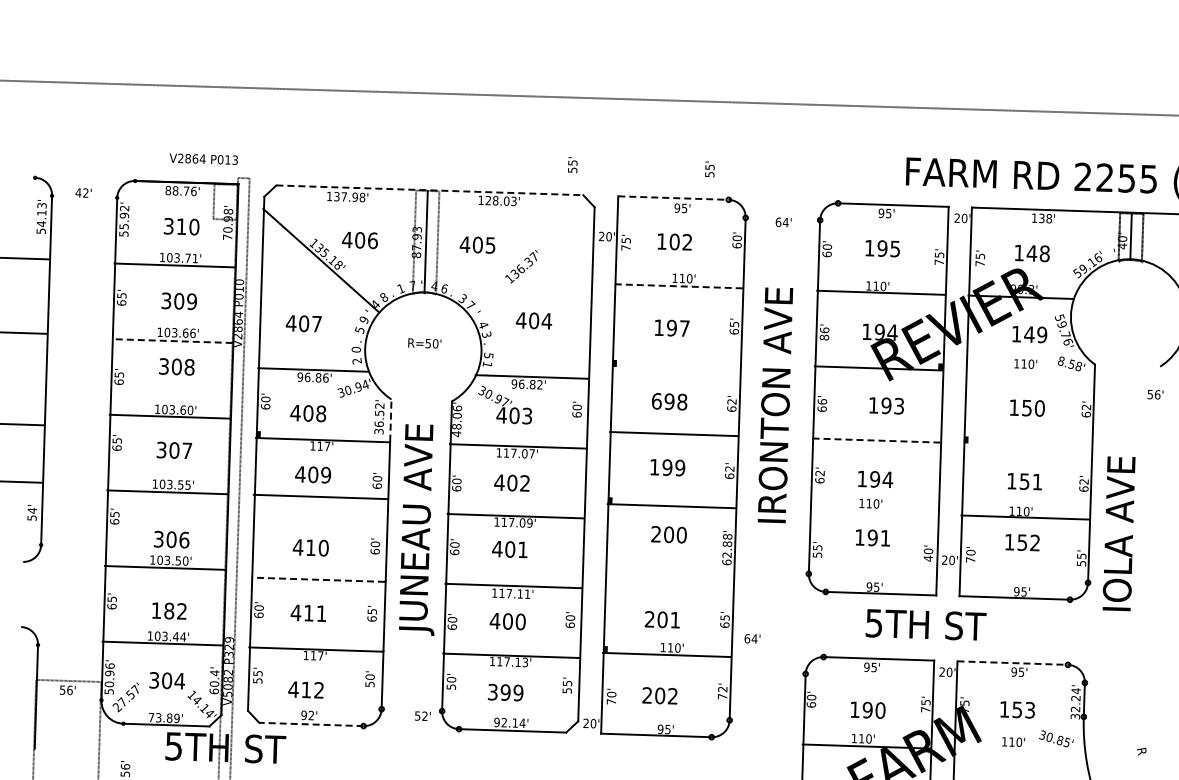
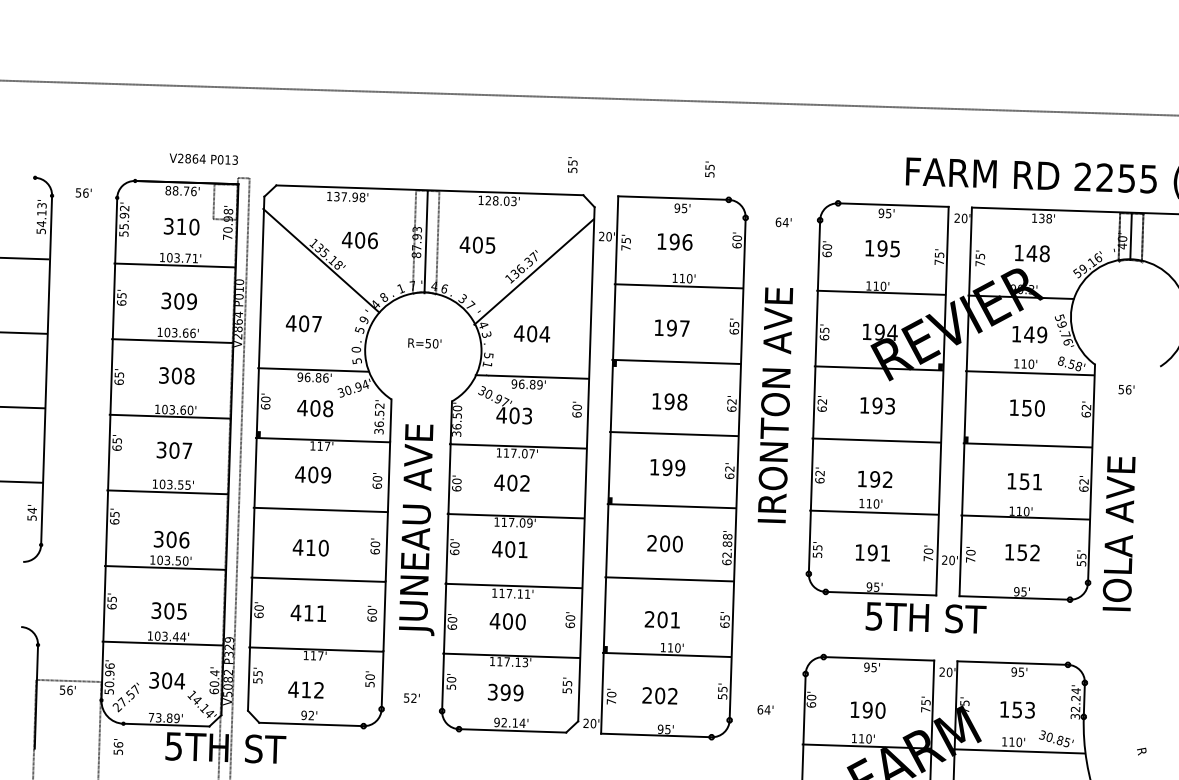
line: dashed -> solid (429, 190)
text: 42' -> 56' (81, 192)
line: dashed -> solid (674, 198)
text: 102 -> 196 (680, 241)
line: none -> present (533, 271)
line: dashed -> solid (679, 286)
text position: (534, 320) -> (532, 333) (532, 333)
text: 86' -> 65' (824, 333)
line: dashed -> solid (171, 341)
text: 2 -> 5 (356, 361)
line: none -> present (676, 361)
text position: (176, 366) -> (176, 375) (176, 375)
line: none -> present (1030, 373)
text: 96.82' -> 96.89' (539, 384)
text position: (1155, 394) -> (1126, 389) (1126, 389)
text: 698 -> 198 (656, 401)
text: 66' -> 62' (822, 401)
text position: (886, 405) -> (877, 405) (877, 405)
text position: (308, 413) -> (315, 408) (315, 408)
line: dashed -> solid (390, 420)
text: 48.06' -> 36.50' (456, 421)
line position: (22, 424) -> (23, 407) (23, 407)
line: dashed -> solid (875, 440)
line: none -> present (1027, 445)
text: 194 -> 192 (887, 479)
line position: (320, 496) -> (320, 509) (320, 509)
line: none -> present (874, 512)
text position: (668, 534) -> (664, 543) (664, 543)
text position: (872, 537) -> (872, 552) (872, 552)
text position: (1022, 542) -> (1022, 552) (1022, 552)
text: 40' -> 70' (927, 558)
line: dashed -> solid (318, 579)
line: none -> present (669, 579)
text: 182 -> 305 (168, 610)
text: 65' -> 60' (371, 611)
text position: (925, 624) -> (925, 617) (925, 617)
text position: (752, 638) -> (765, 709) (765, 709)
line: dashed -> solid (1013, 663)
text: 72' -> 55' (722, 692)
text position: (422, 715) -> (411, 697) (411, 697)
line: dashed -> solid (310, 724)
line: none -> present (1018, 751)
text position: (125, 768) -> (118, 746) (118, 746)
